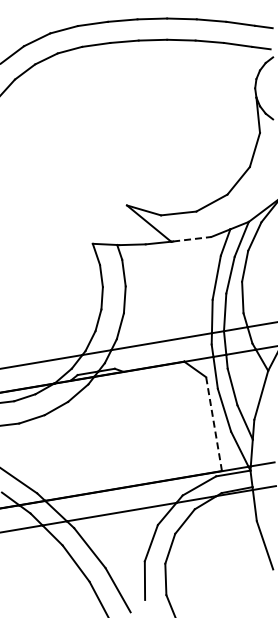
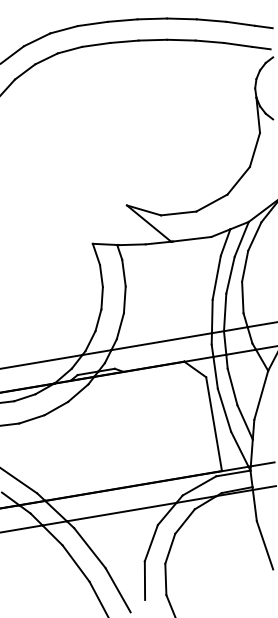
line: dashed -> solid (192, 239)
line: dashed -> solid (214, 424)
